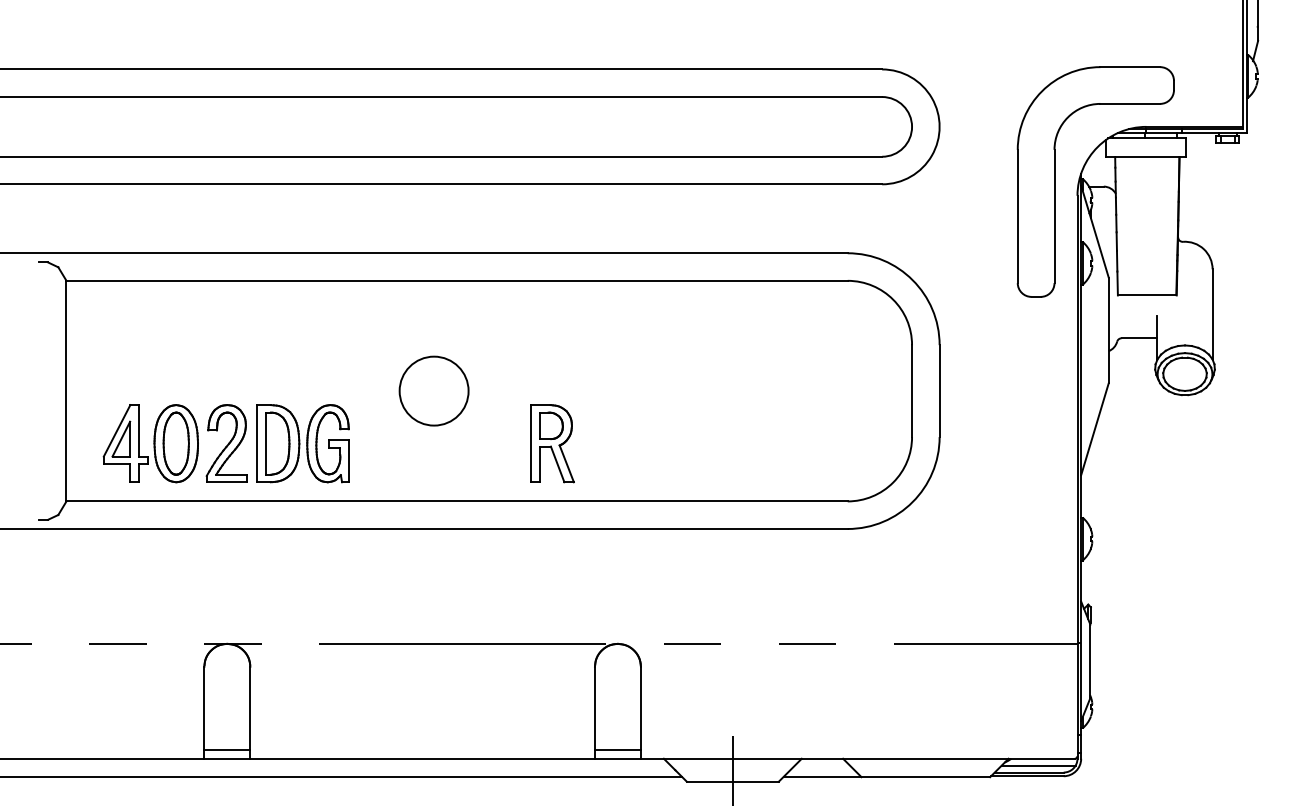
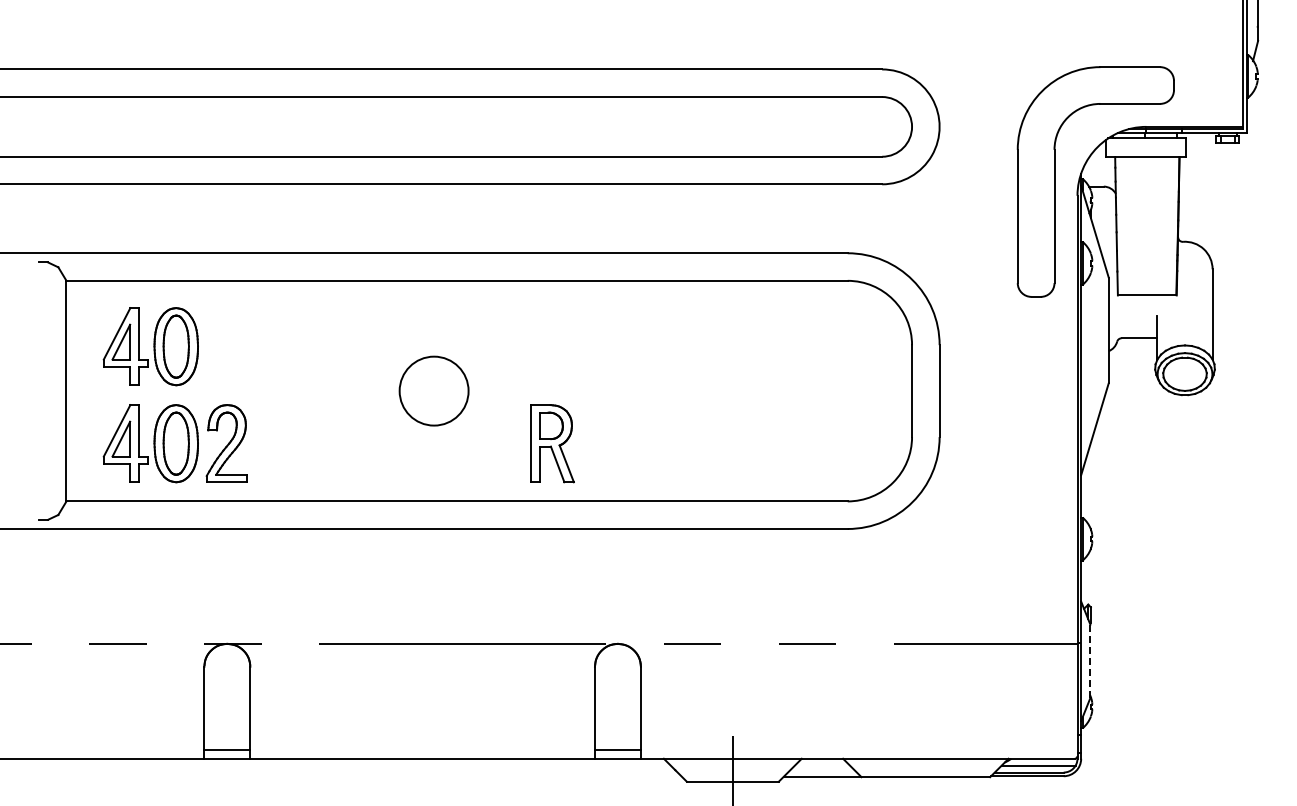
part: none -> present (150, 346)
part: present -> none (302, 443)
line: solid -> dashed (1090, 661)
line: present -> none (342, 777)
